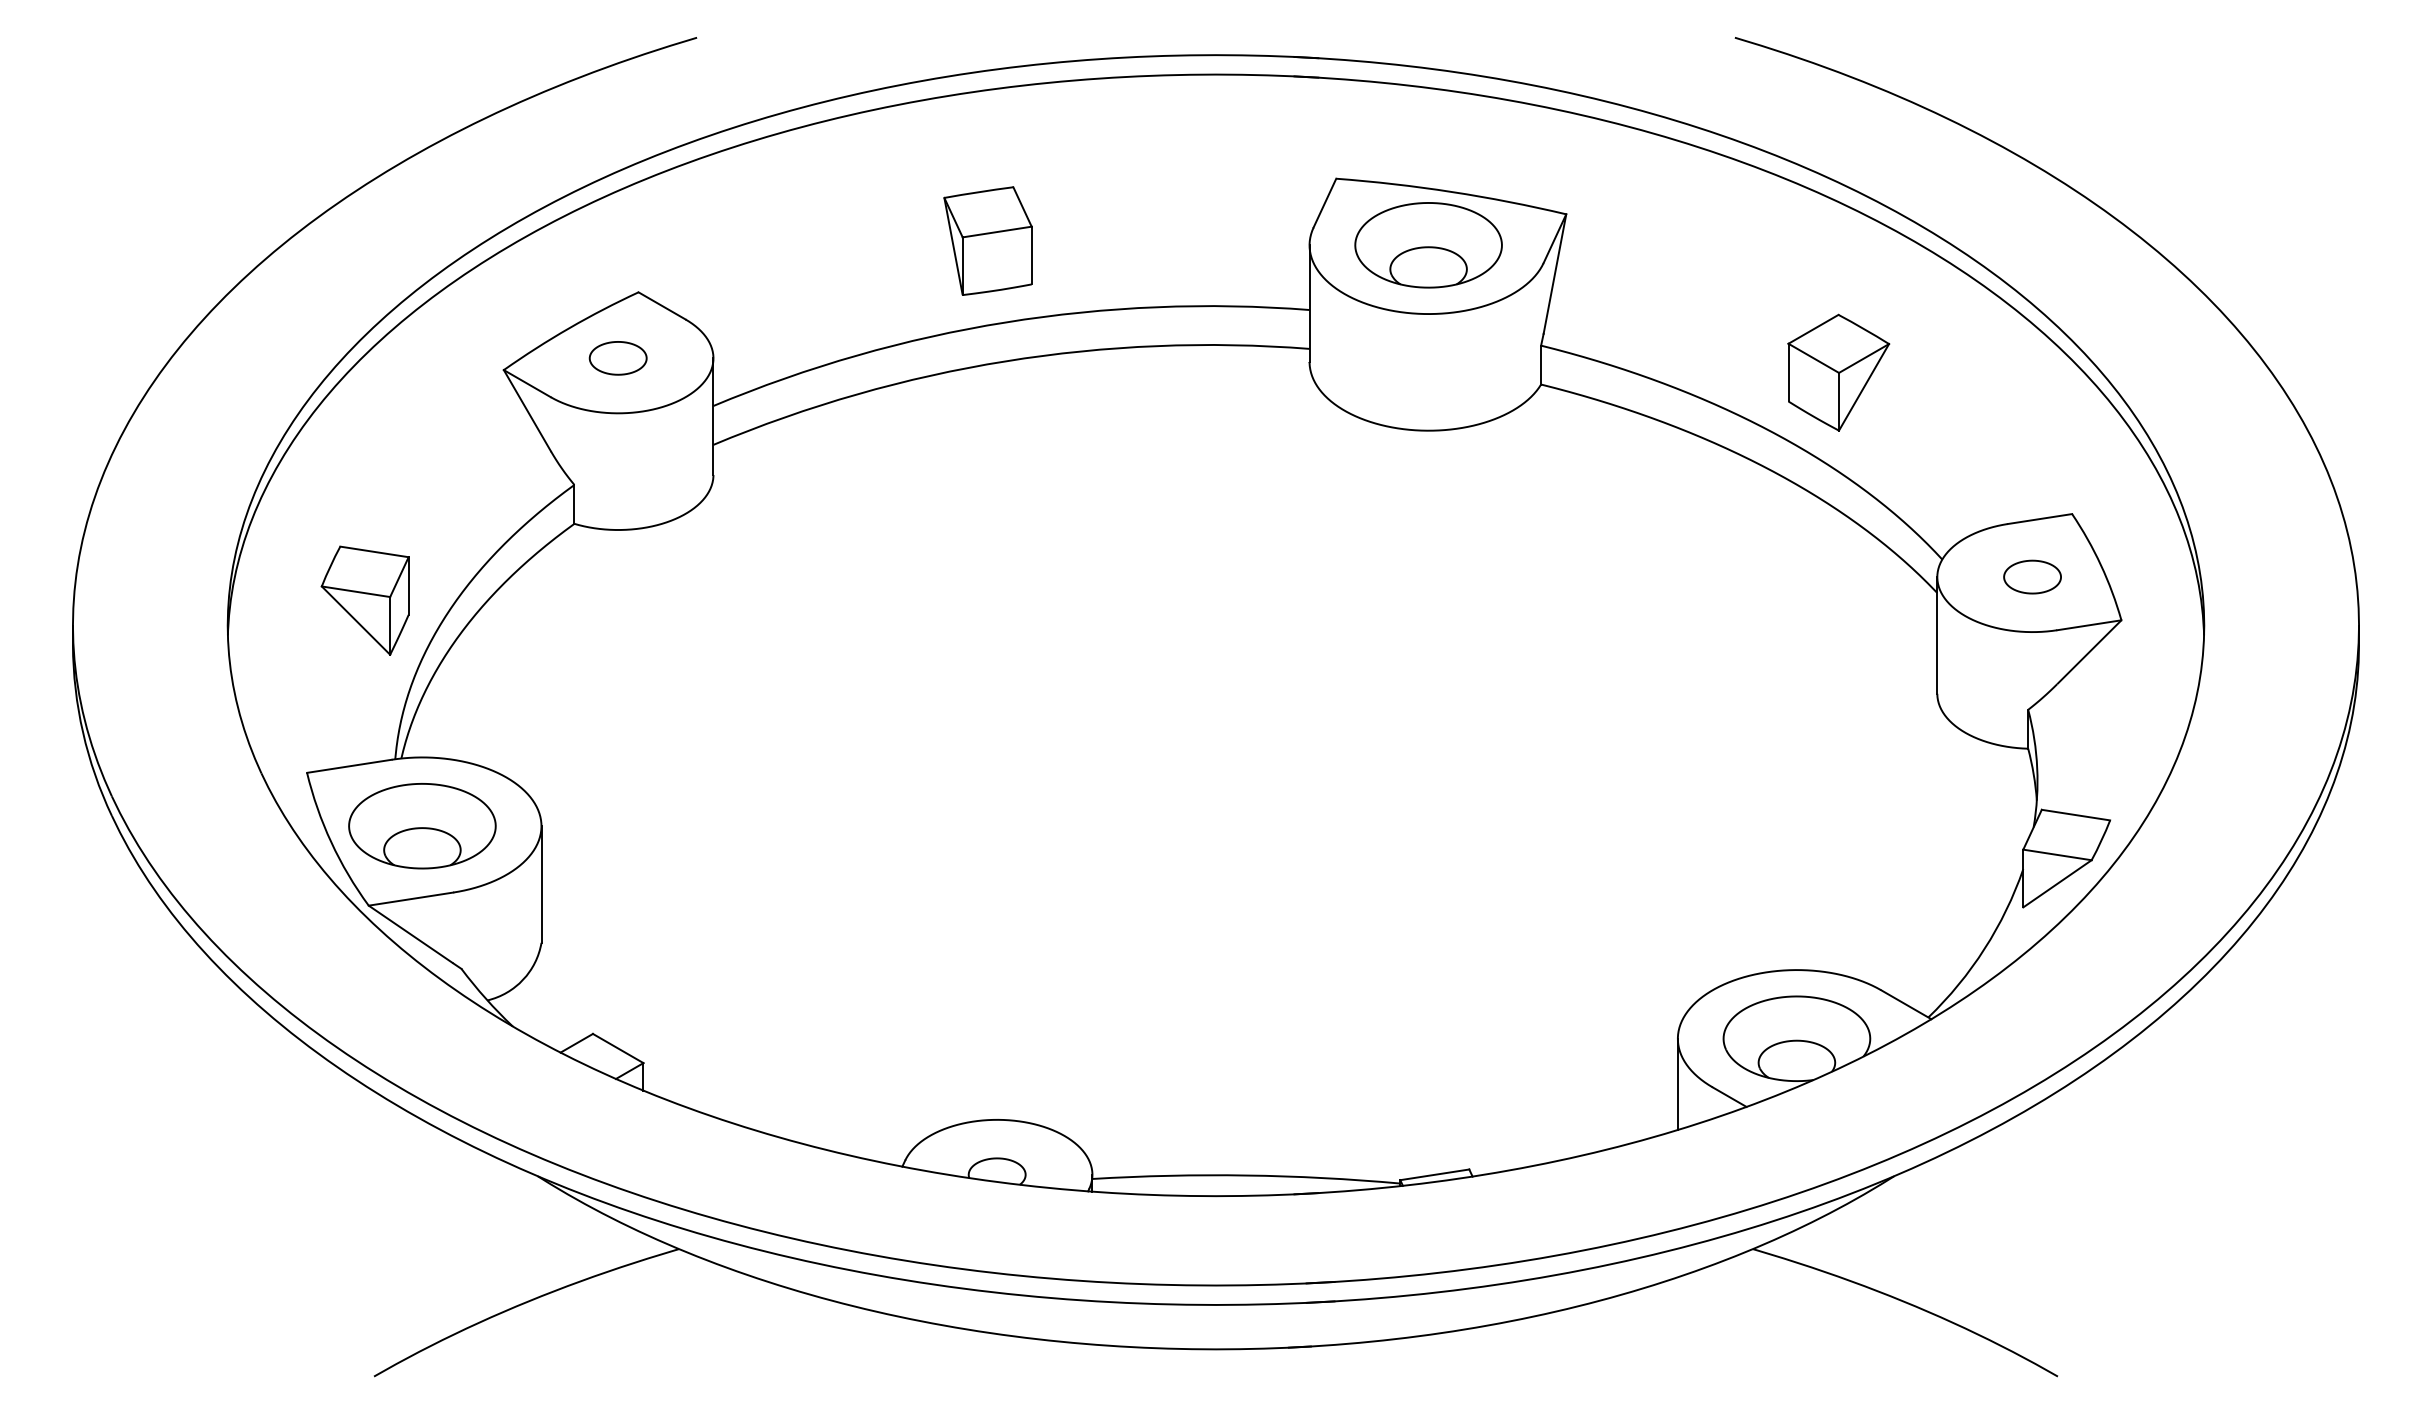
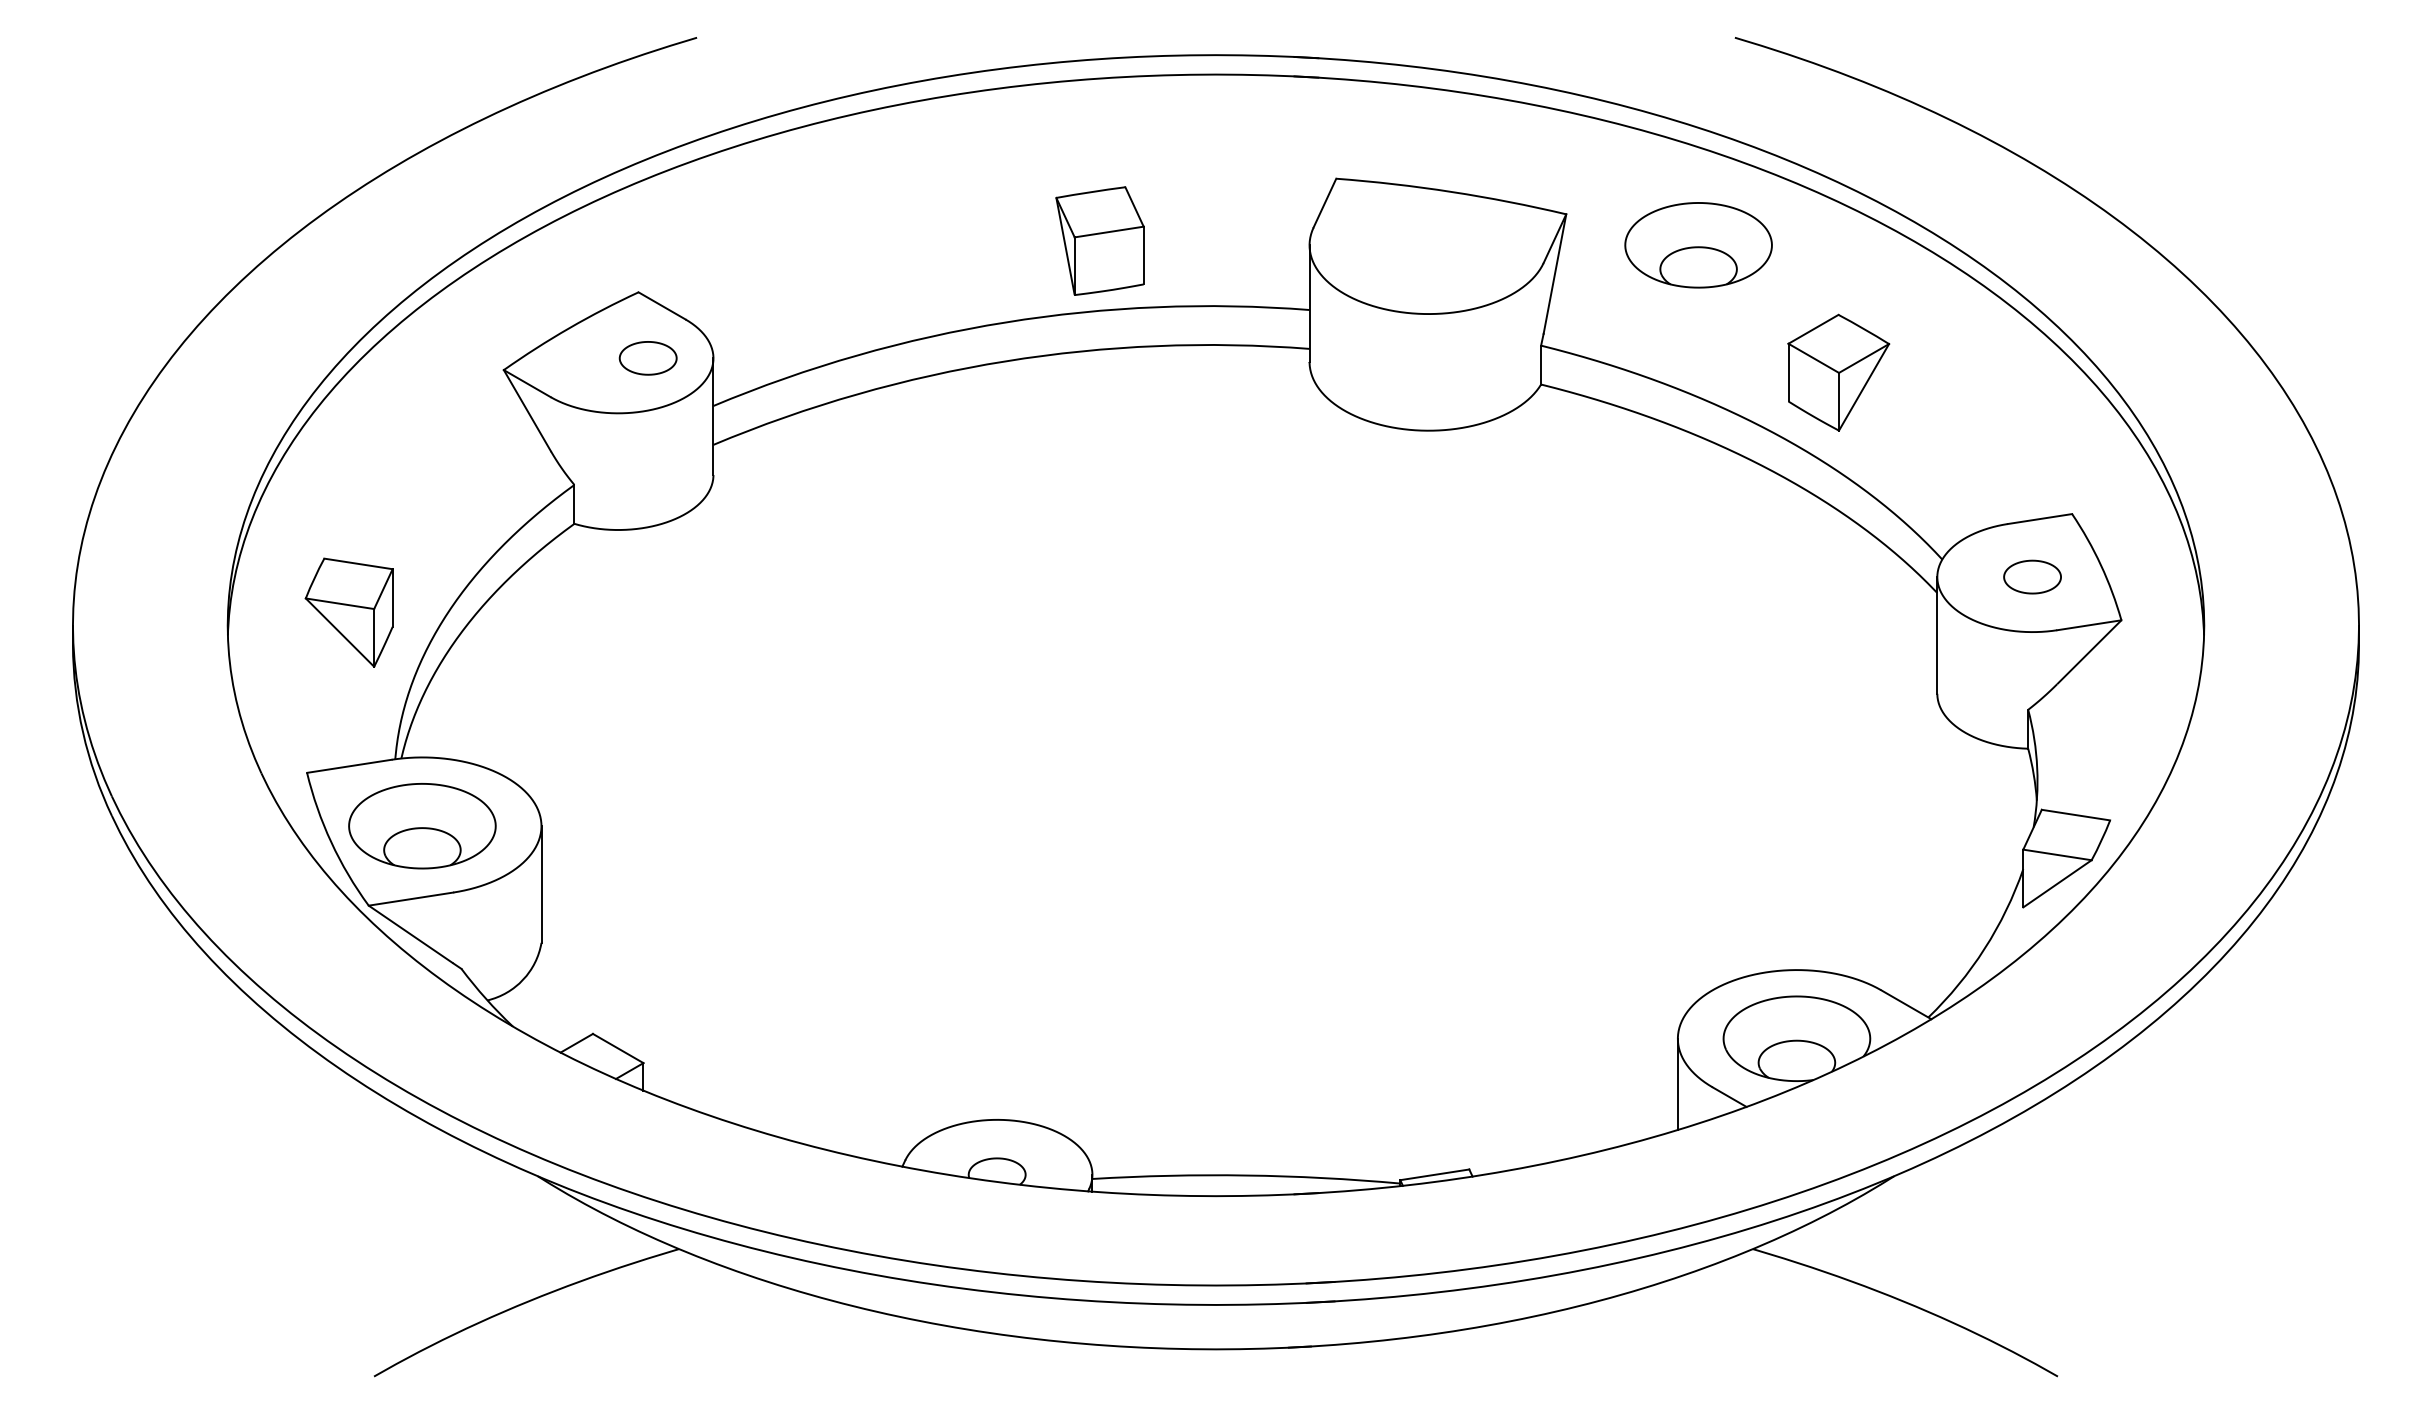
part position: (987, 240) -> (1099, 240) (1099, 240)
part position: (1428, 245) -> (1698, 245) (1698, 245)
part position: (617, 358) -> (647, 358) (647, 358)
part position: (364, 600) -> (348, 612) (348, 612)
